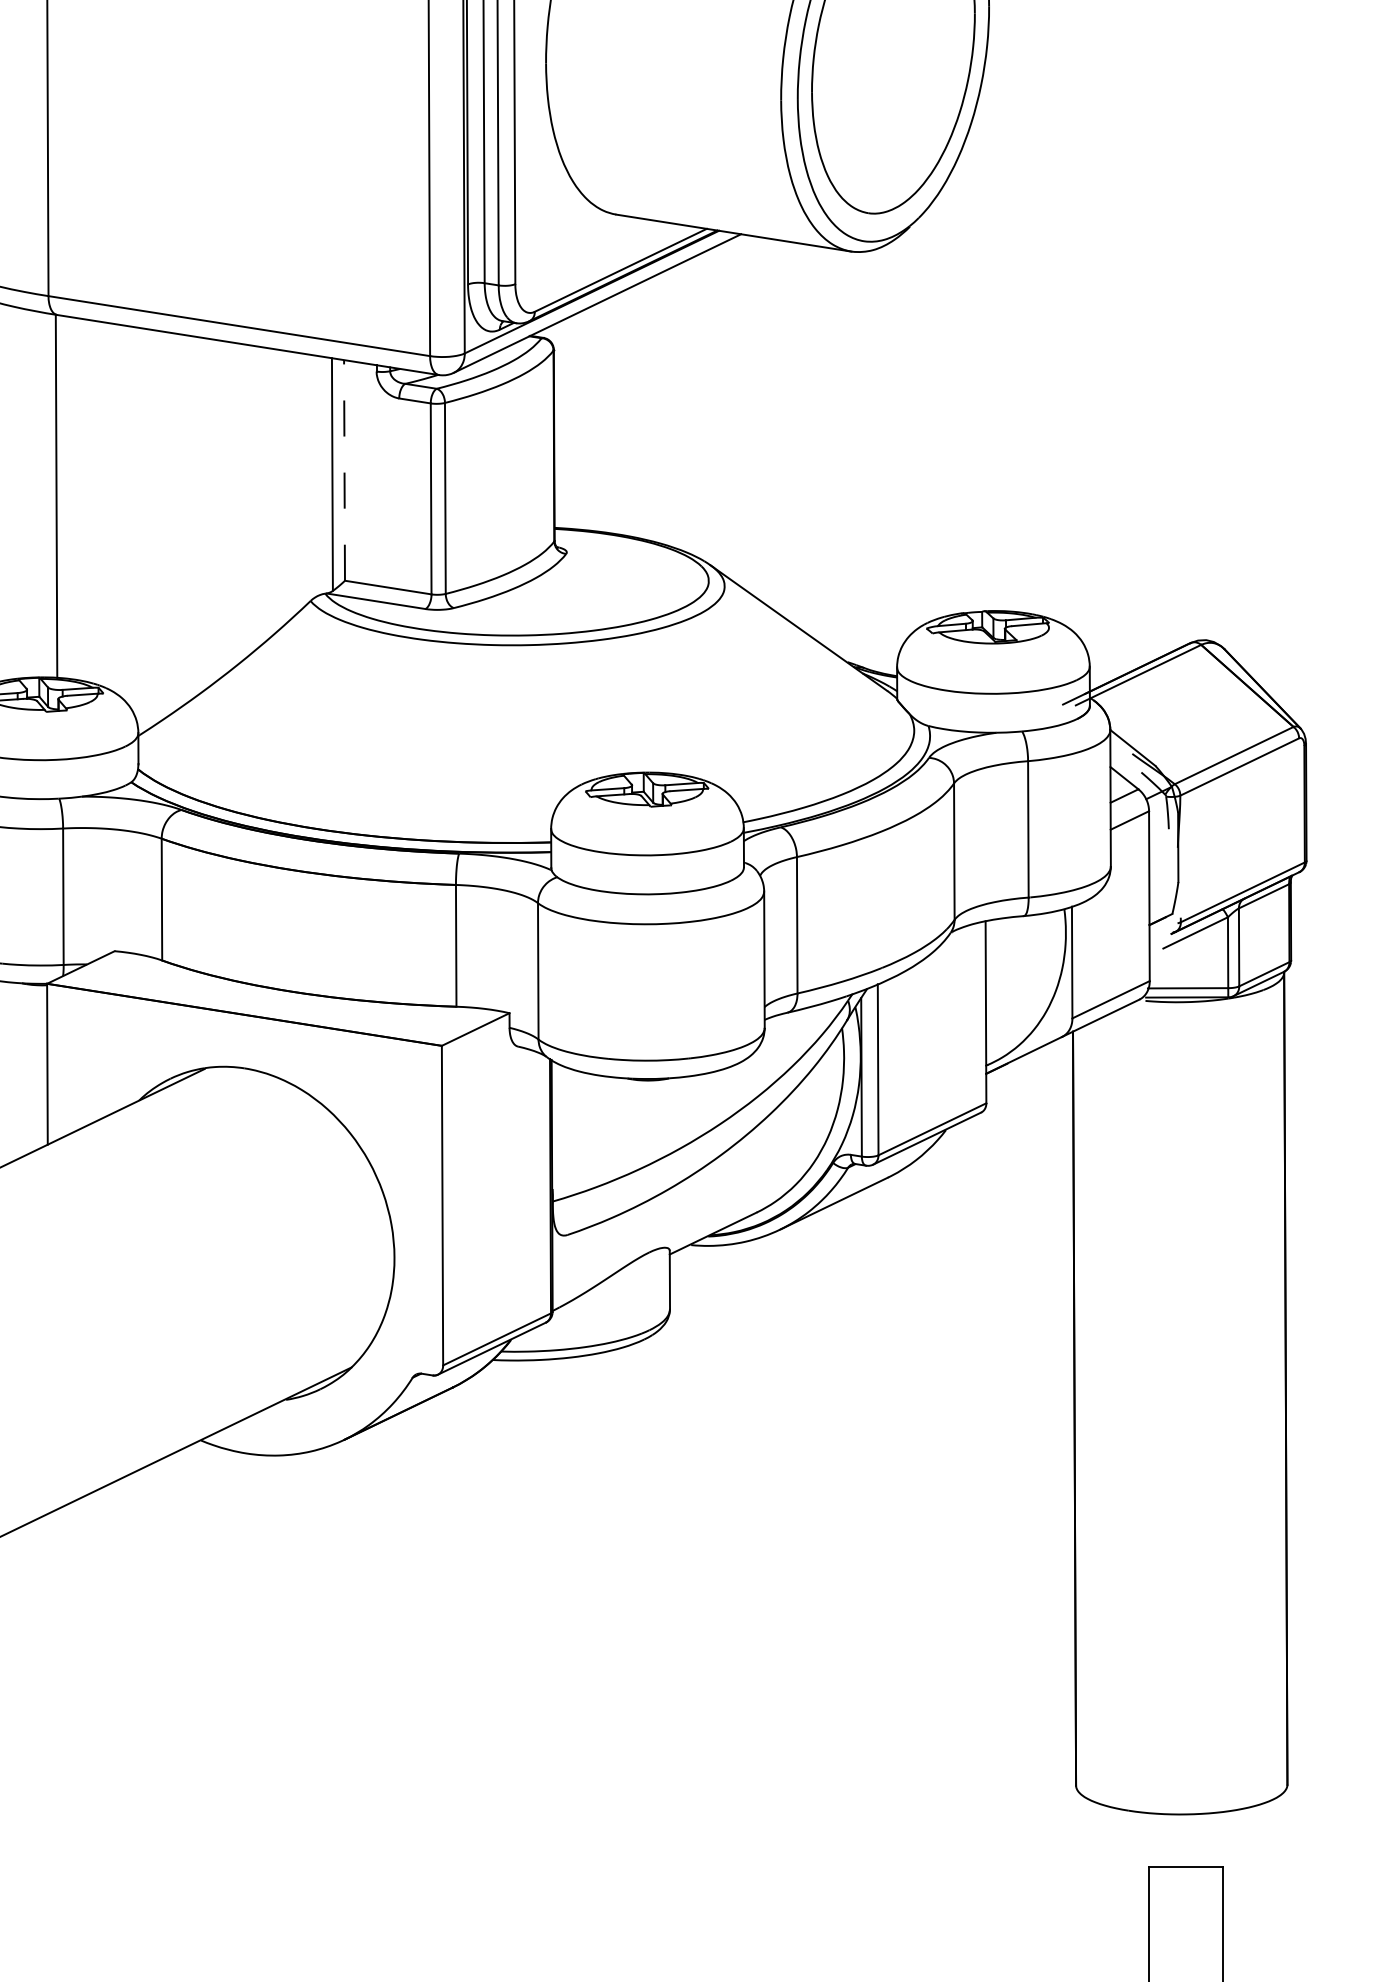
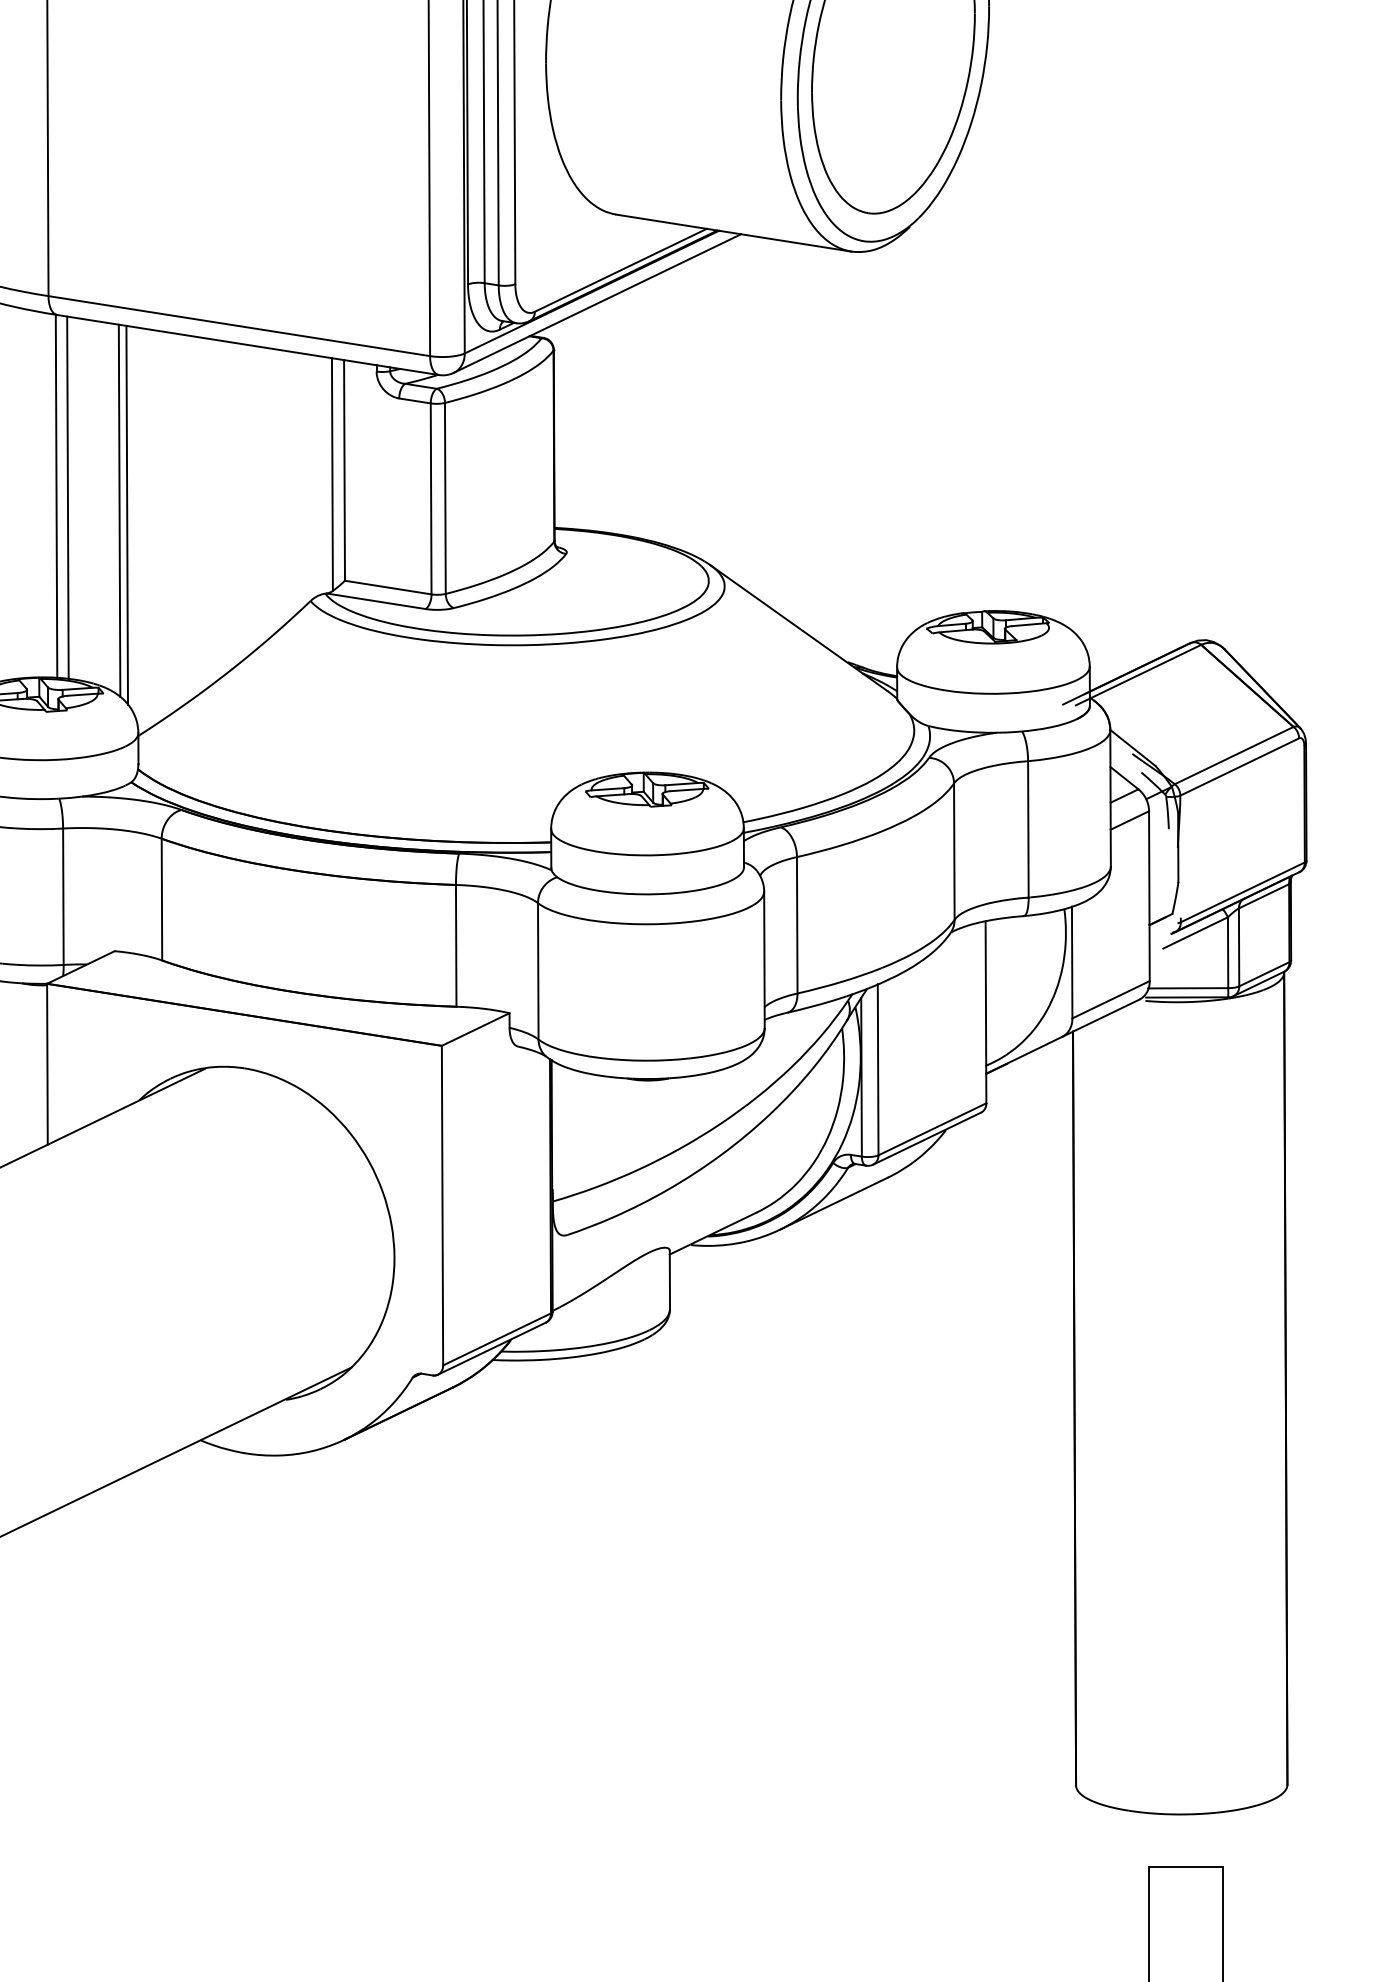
line: dashed -> solid (344, 469)
line: none -> present (67, 497)
line: none -> present (119, 510)
line: none -> present (127, 515)
